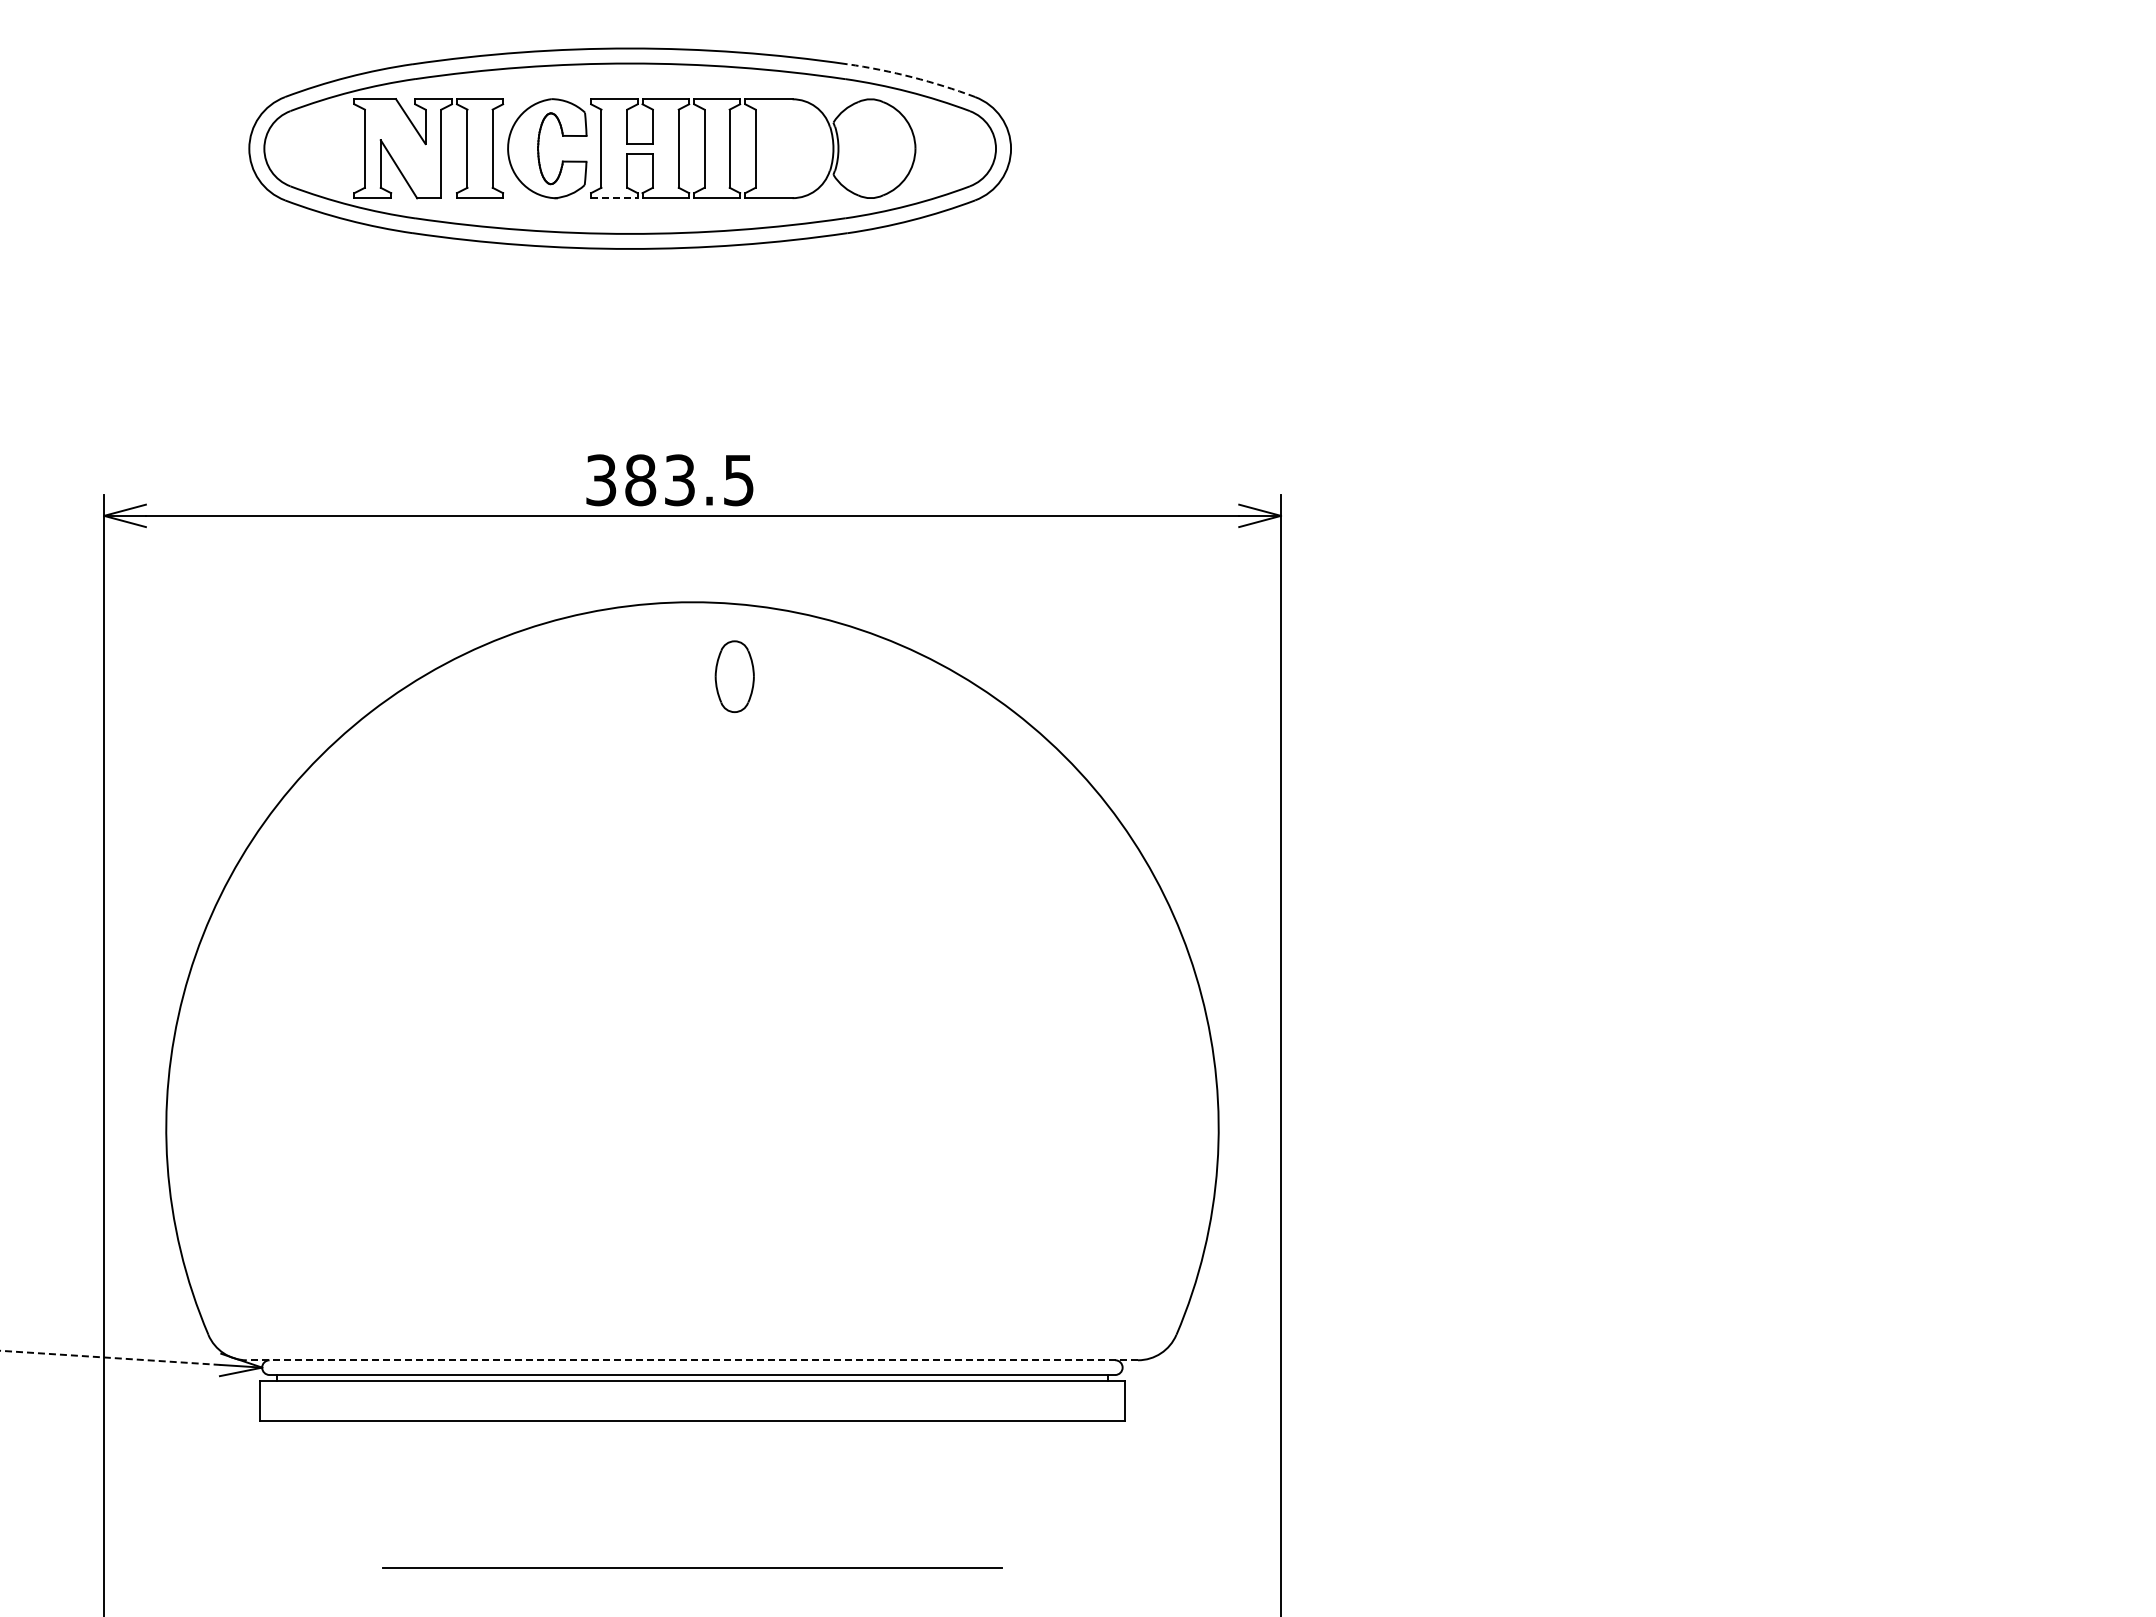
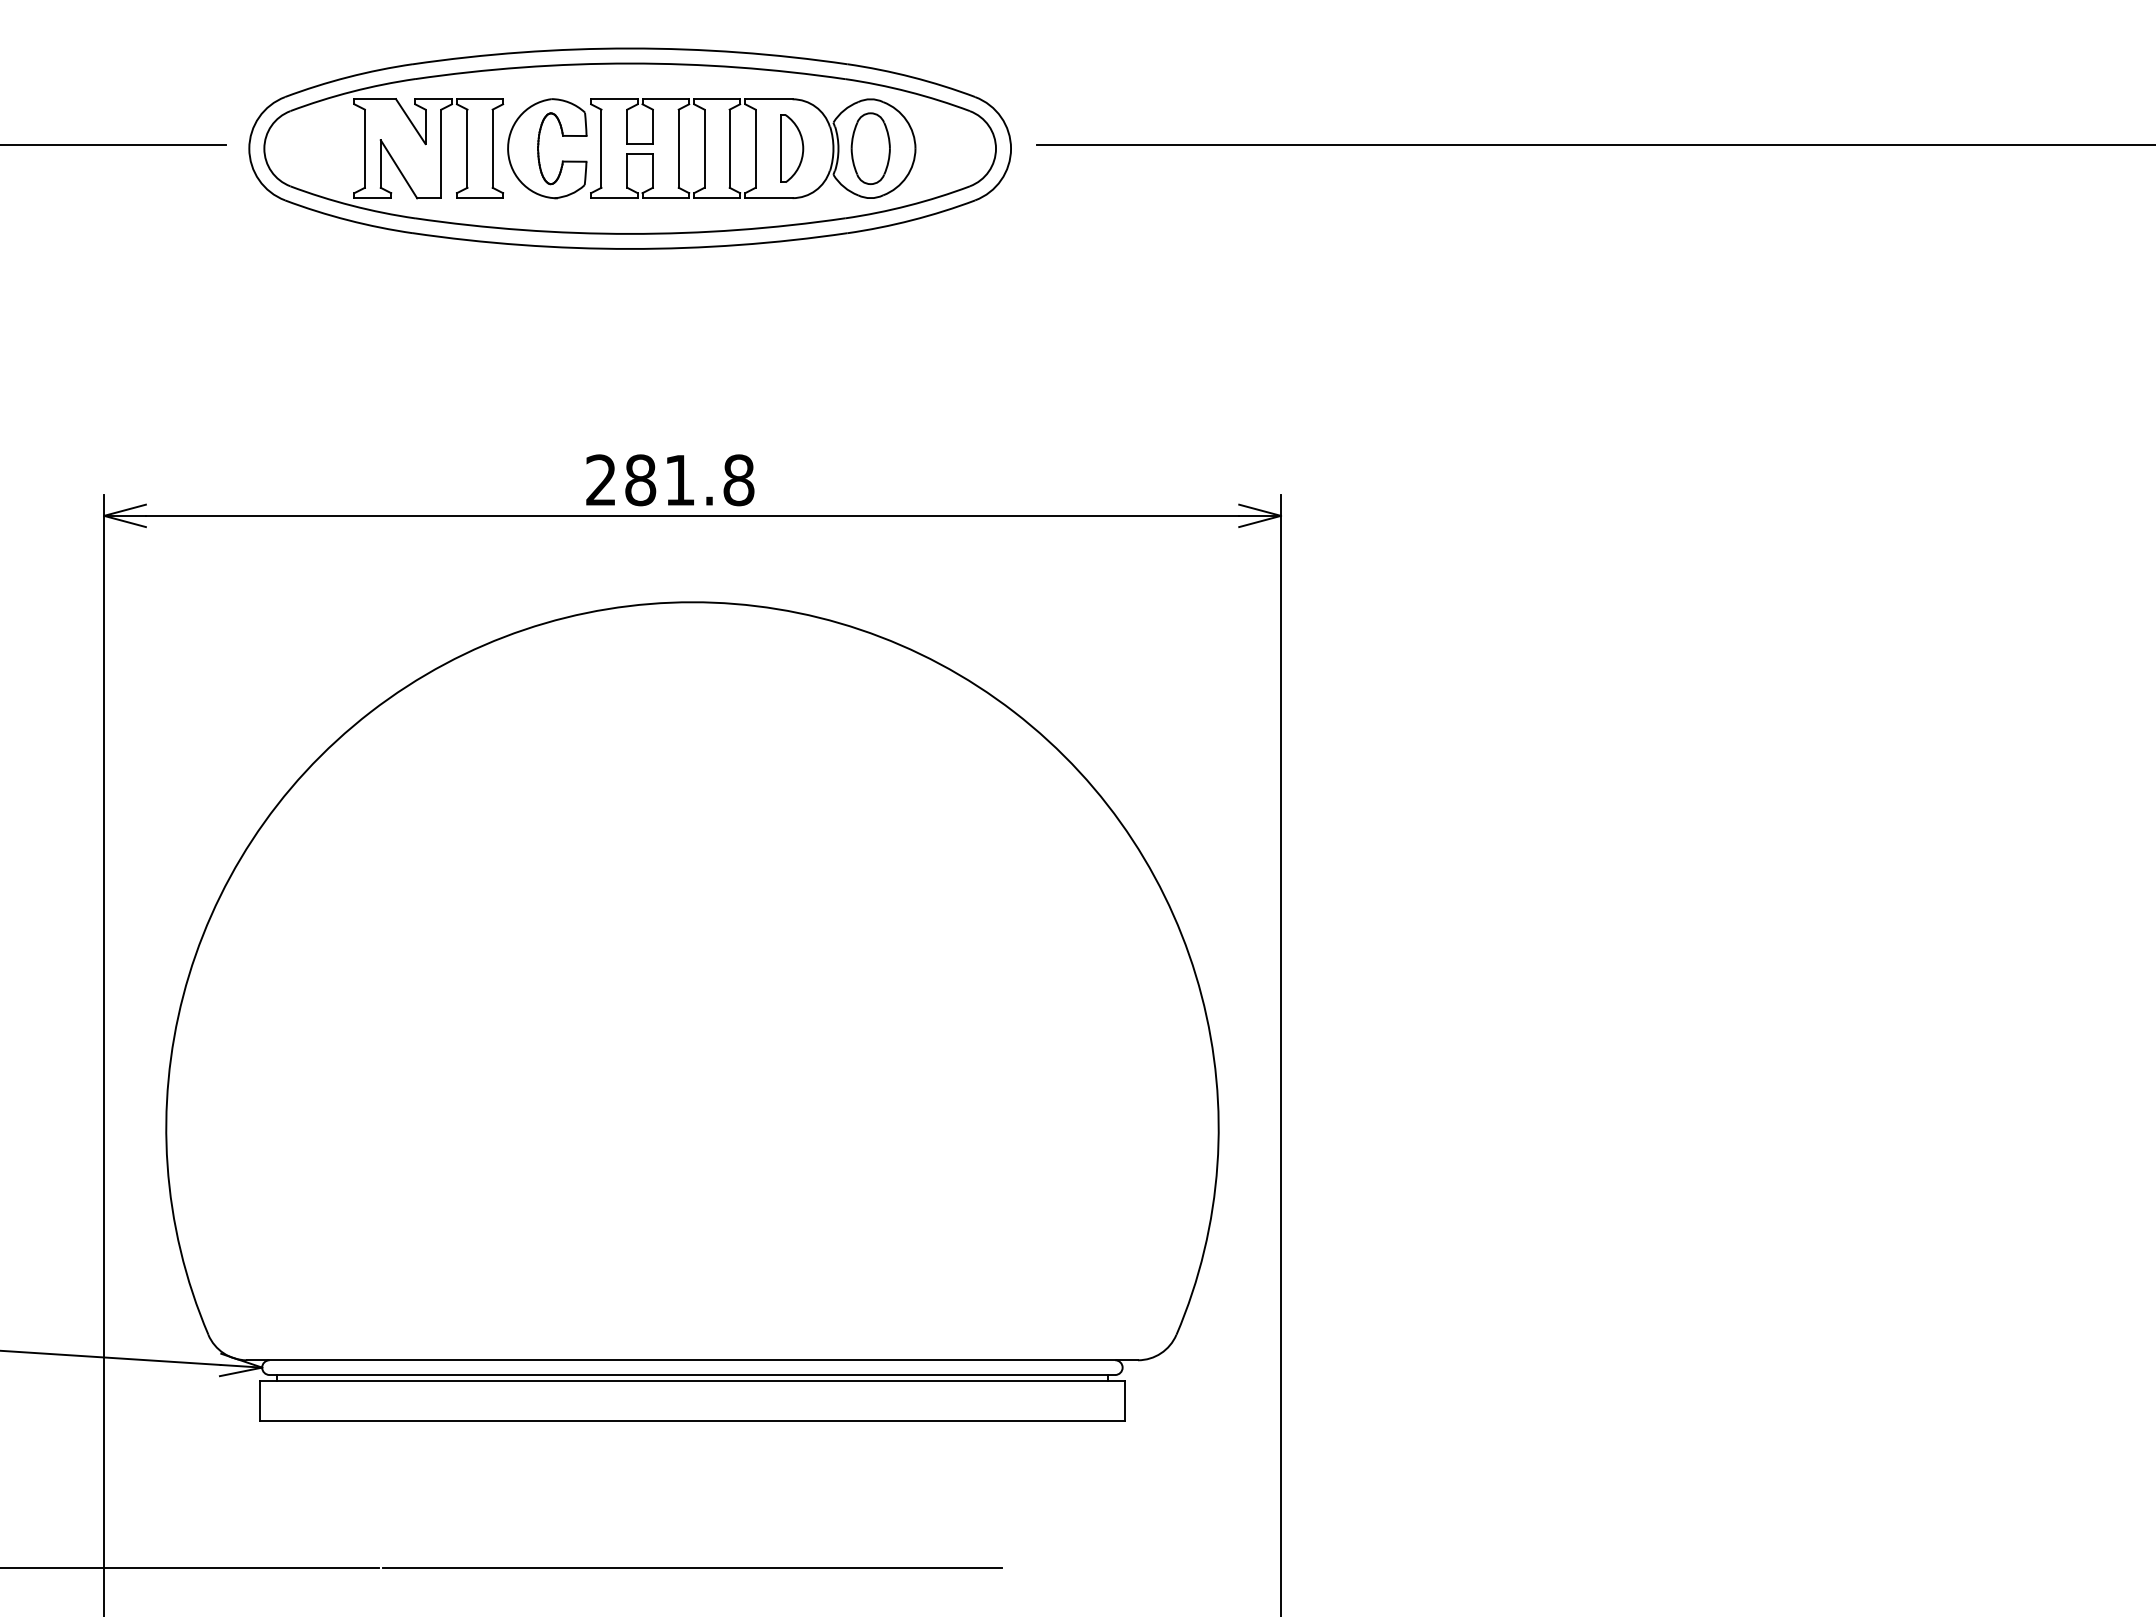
arc: dashed -> solid (912, 77)
line: none -> present (114, 145)
line: none -> present (1594, 145)
part: none -> present (792, 148)
line: dashed -> solid (614, 198)
text: 383.5 -> 281.8 (670, 480)
part position: (734, 676) -> (870, 148) (870, 148)
line: dashed -> solid (110, 1357)
line: dashed -> solid (692, 1360)
line: none -> present (190, 1568)
